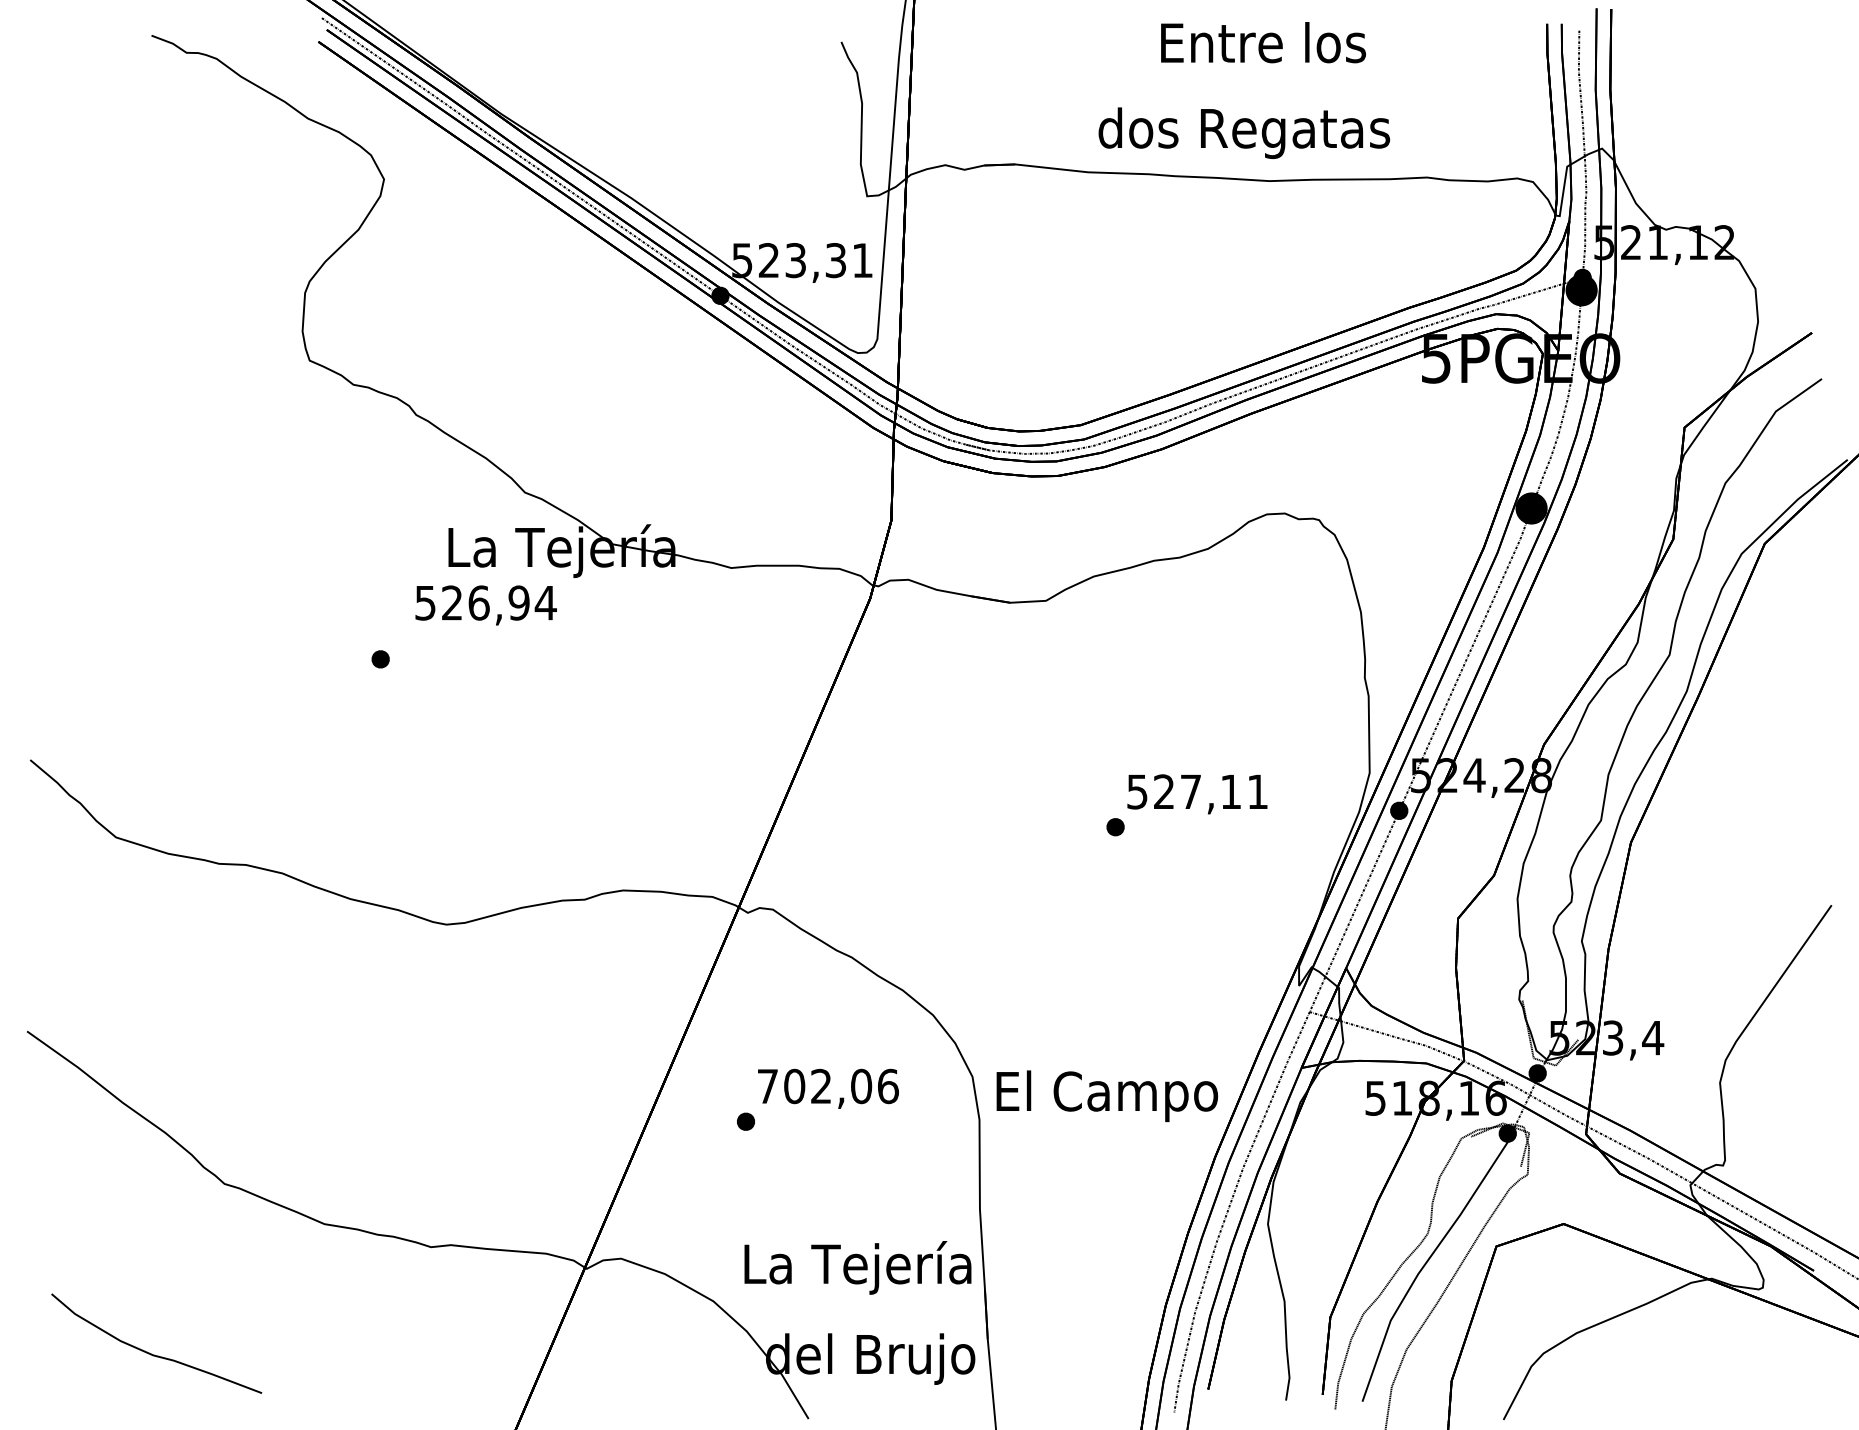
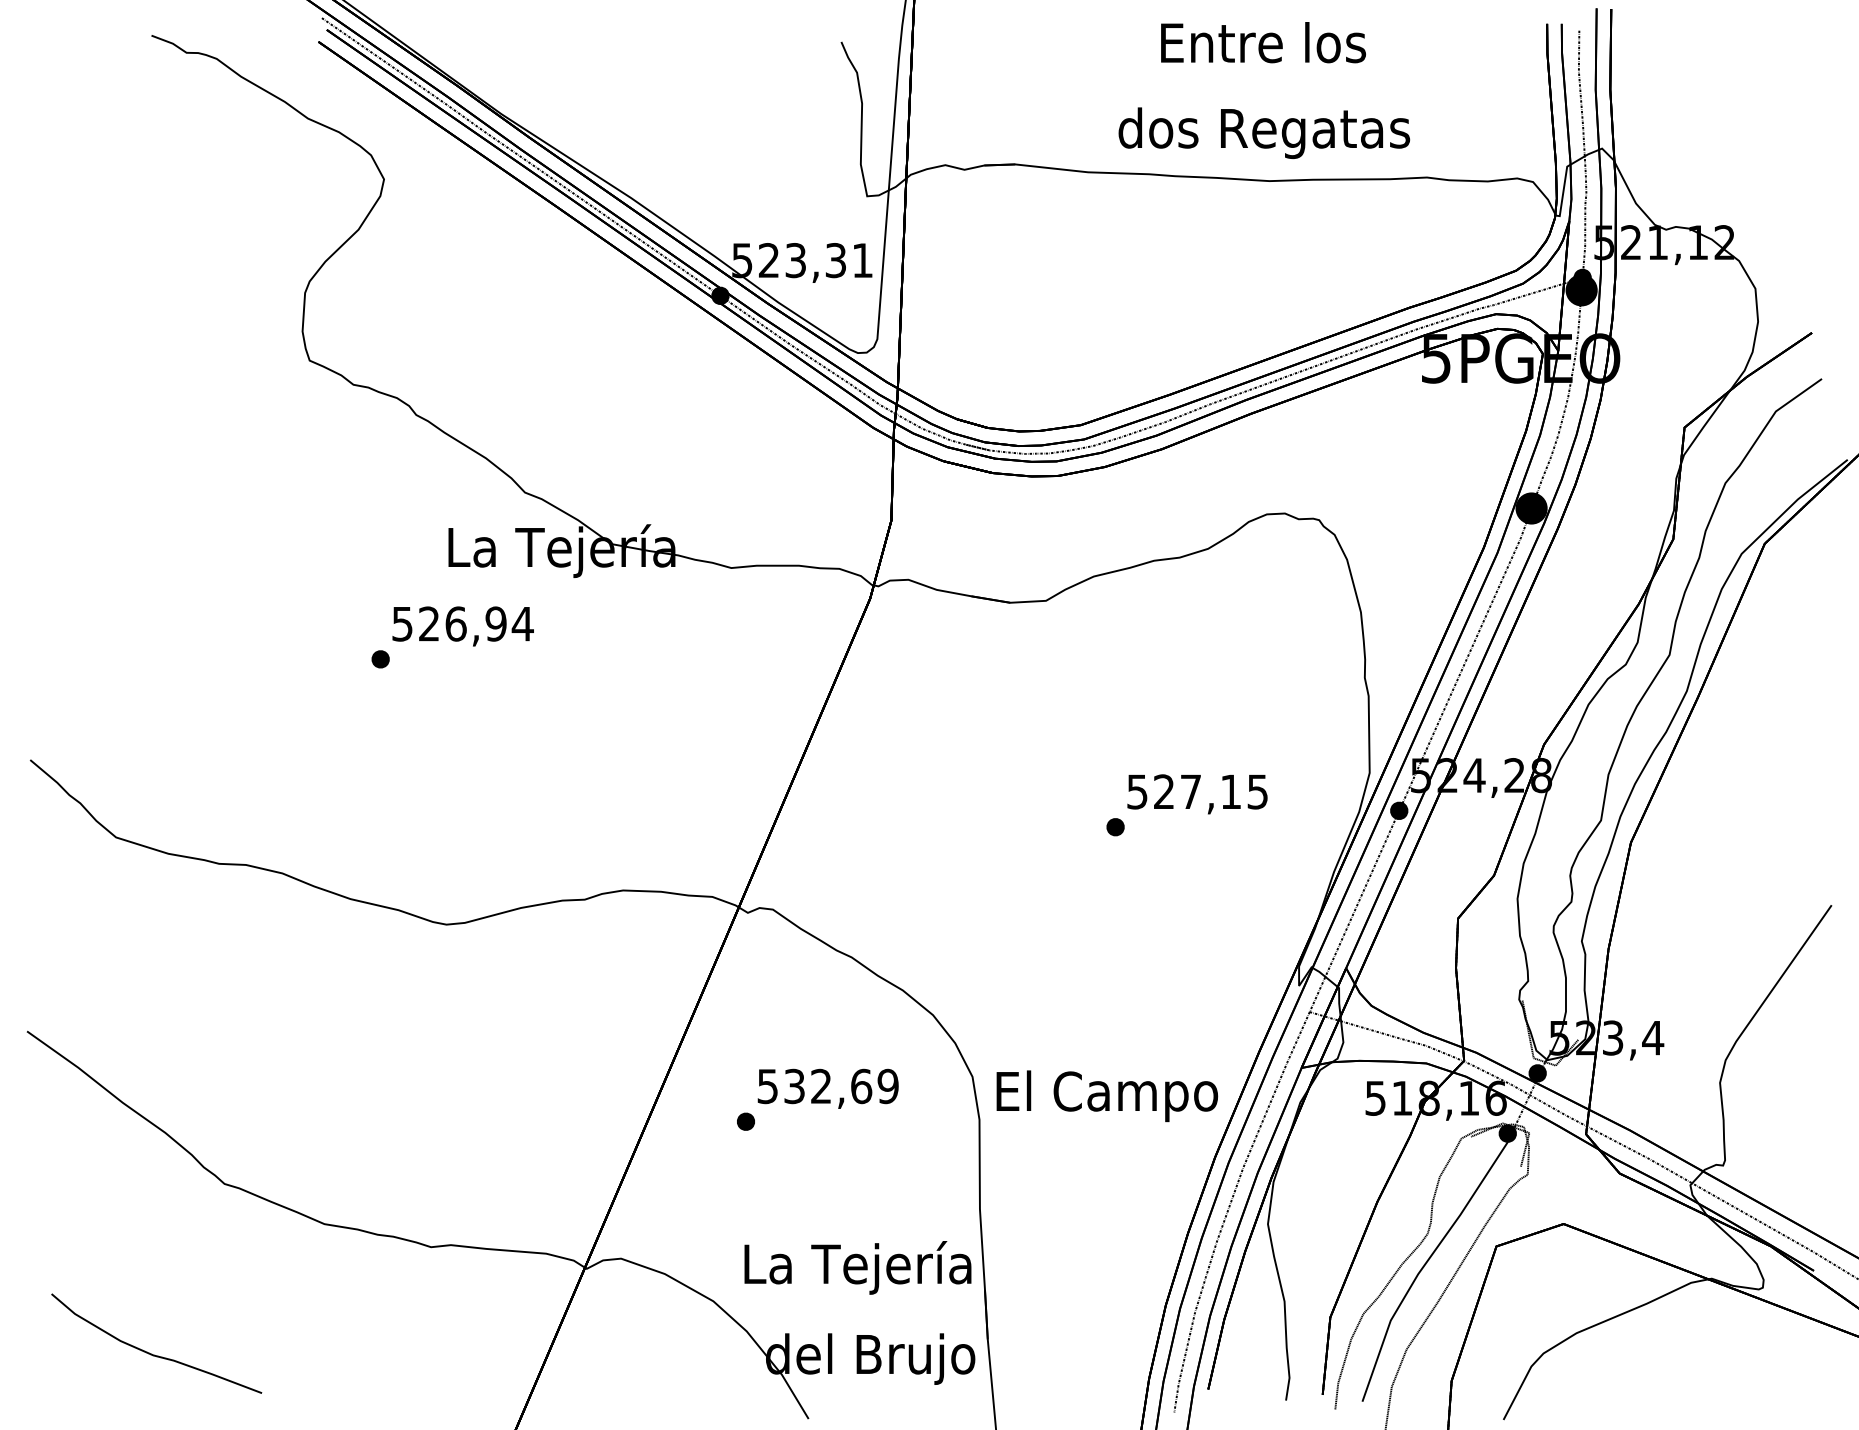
text position: (1244, 132) -> (1264, 132) (1264, 132)
text position: (485, 605) -> (462, 626) (462, 626)
text: 527,11 -> 527,15 (1257, 791)
text: 702,06 -> 532,69 (827, 1086)
